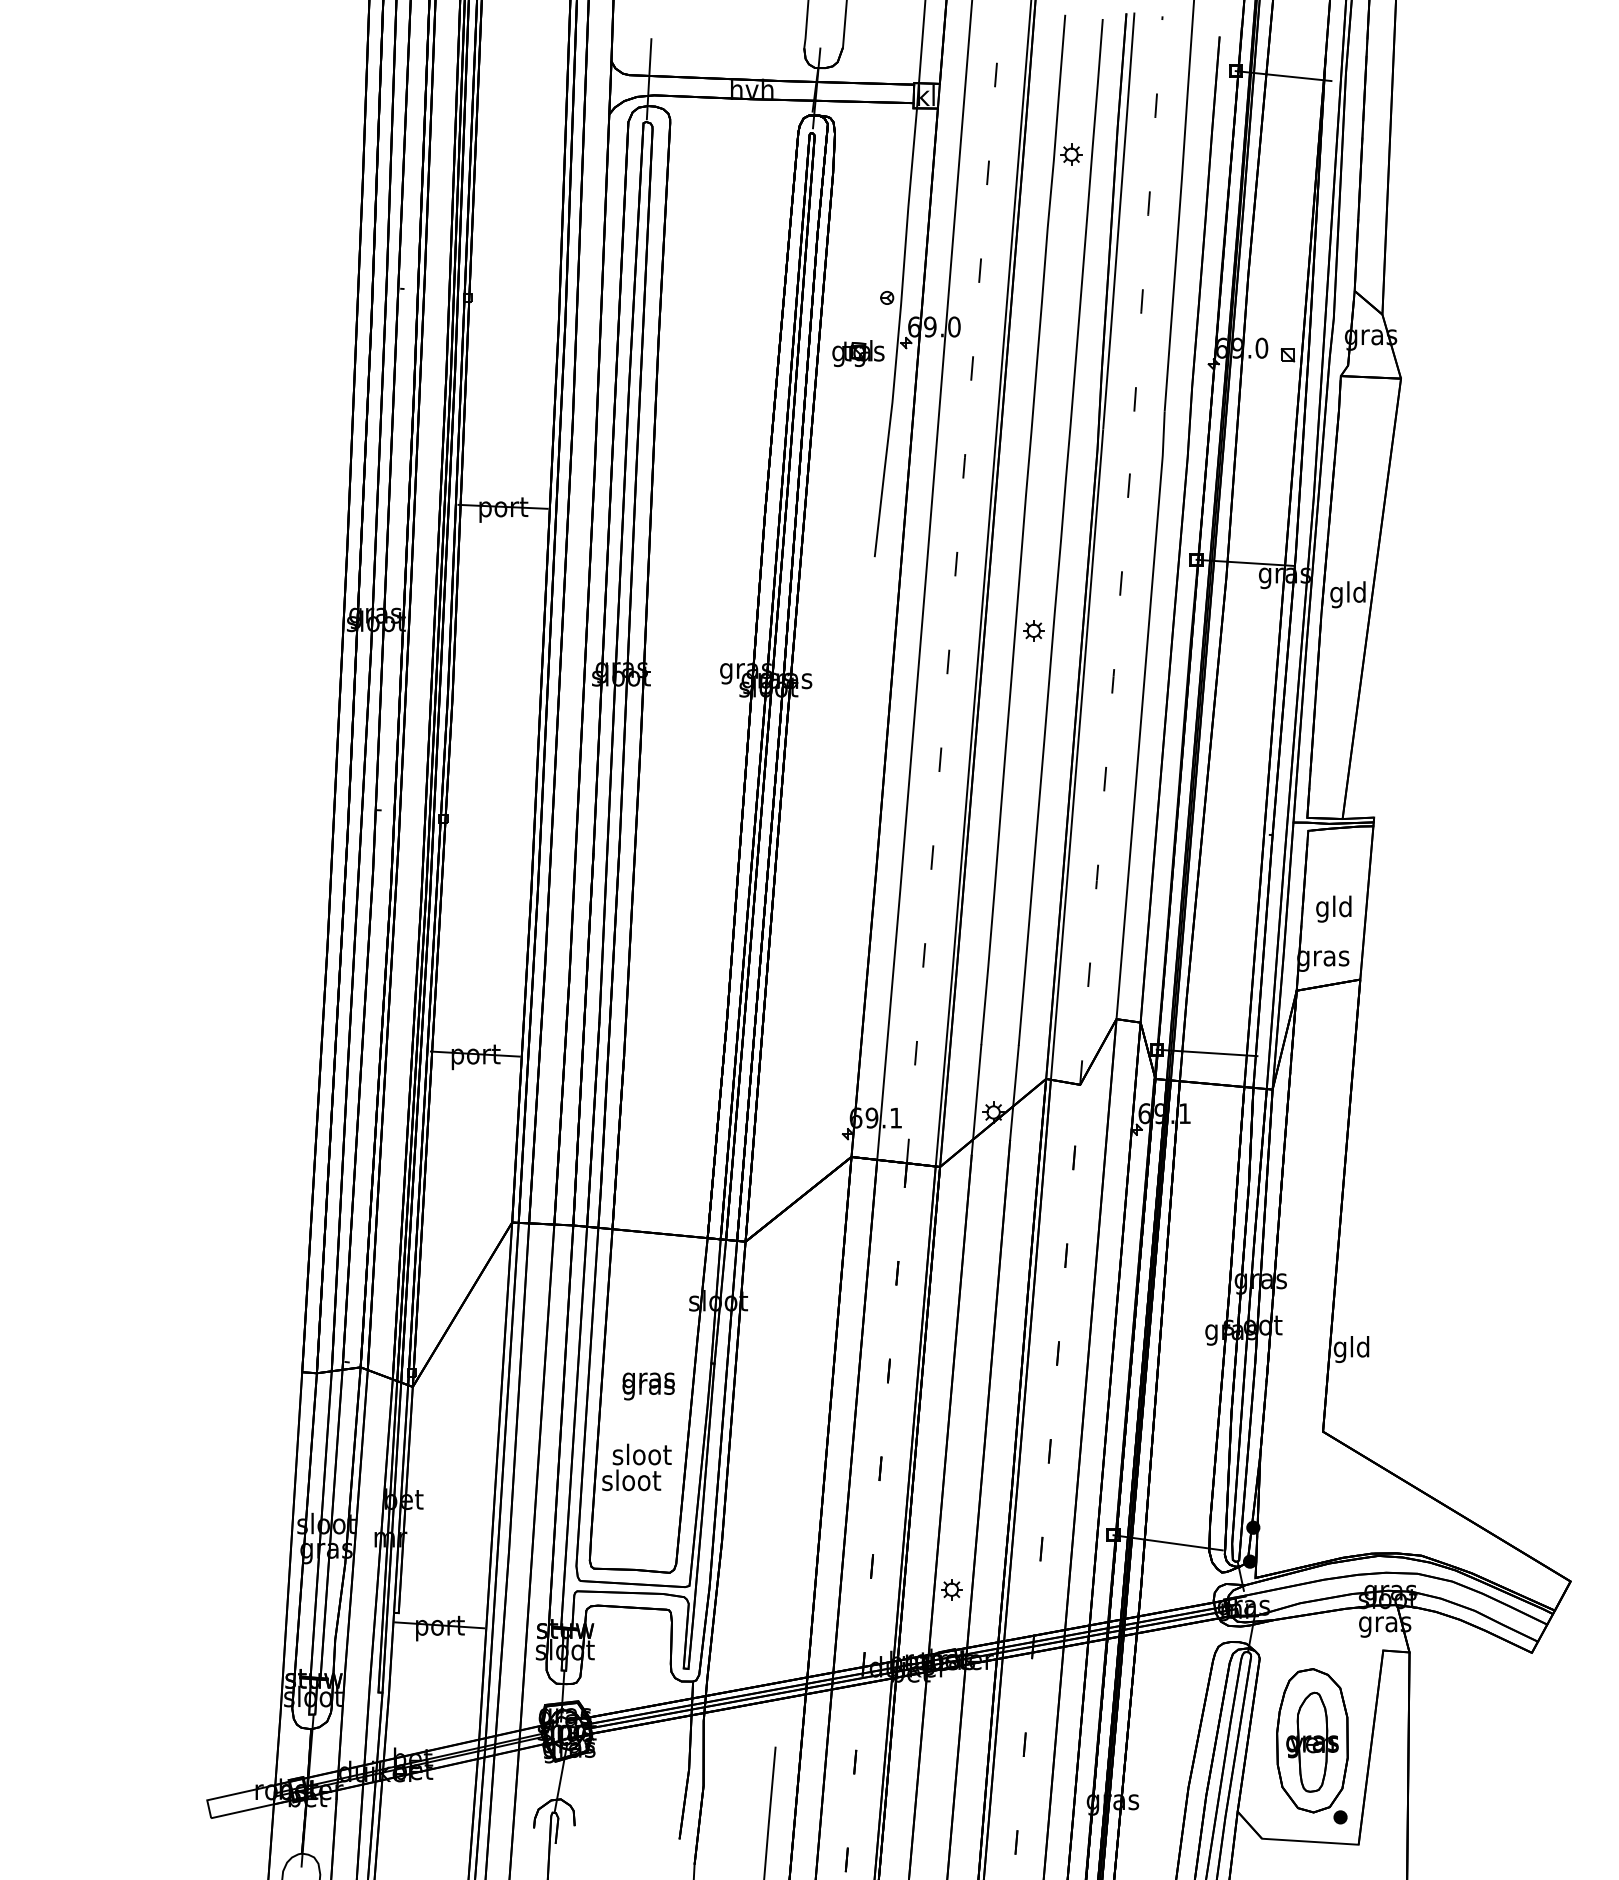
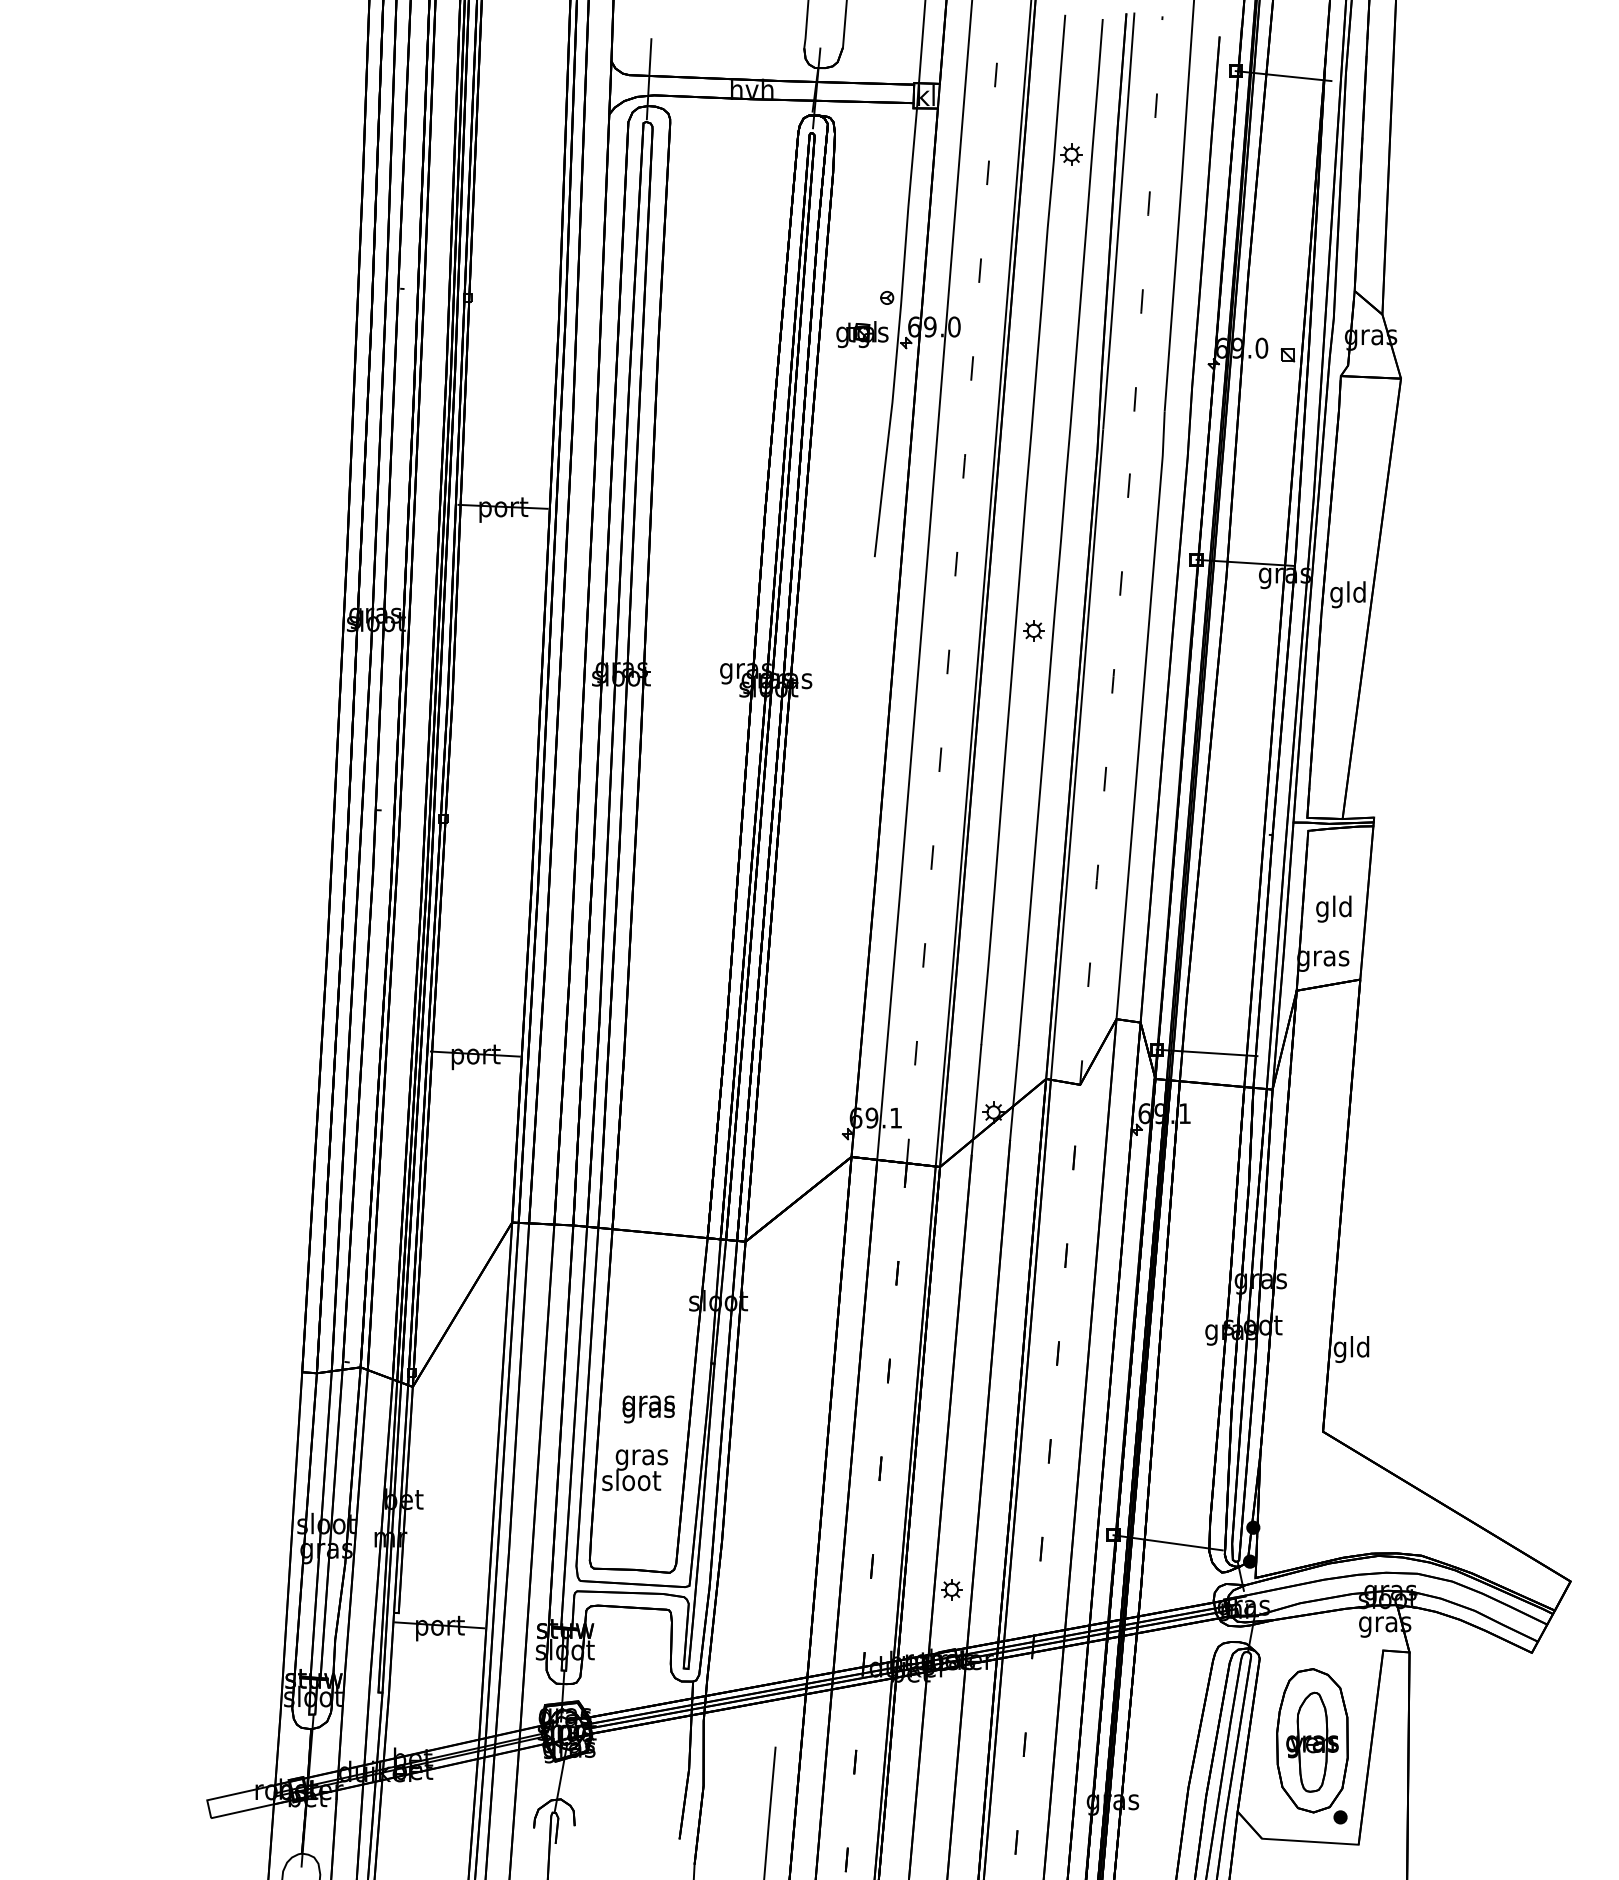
part position: (858, 353) -> (862, 334) (862, 334)
text position: (648, 1386) -> (648, 1409) (648, 1409)
text: sloot -> gras (641, 1456)
